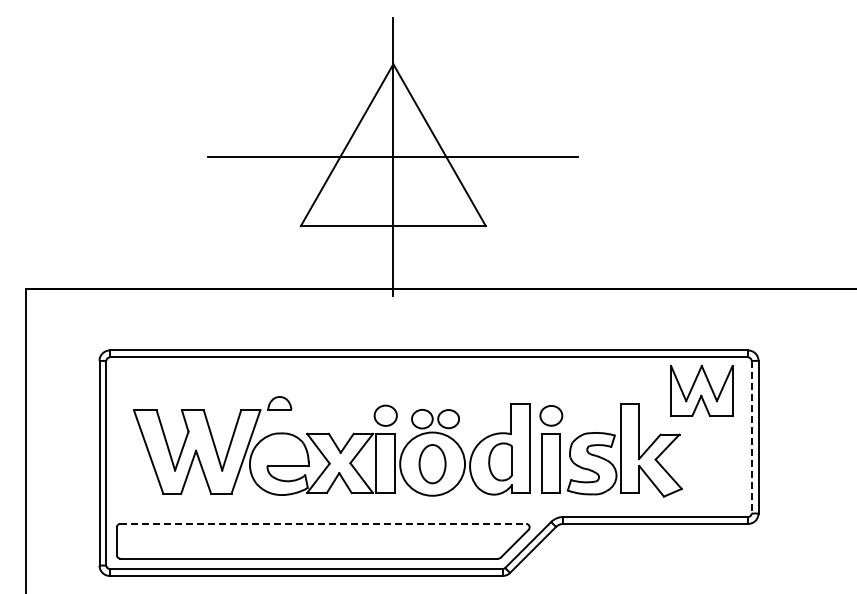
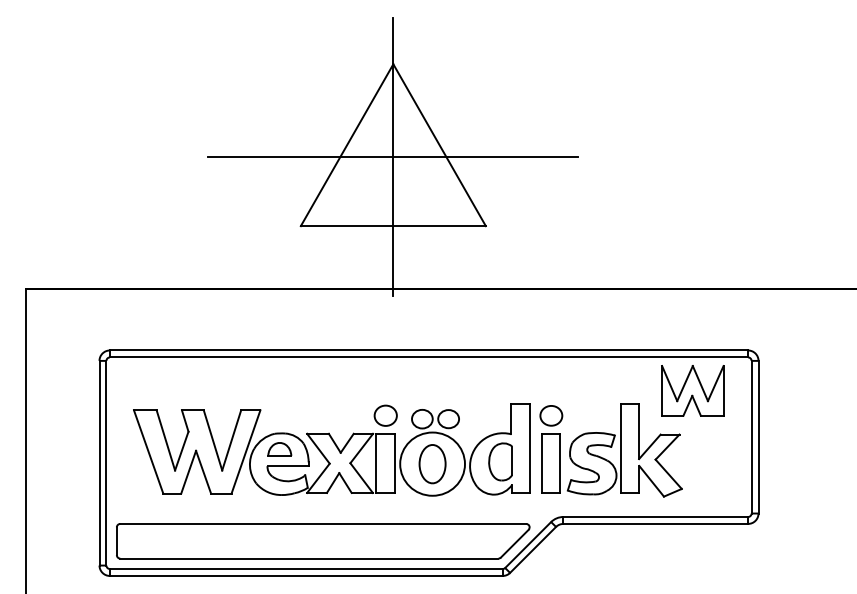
part position: (701, 390) -> (692, 390) (692, 390)
part position: (279, 403) -> (279, 449) (279, 449)
line: dashed -> solid (751, 437)
line: dashed -> solid (323, 523)
